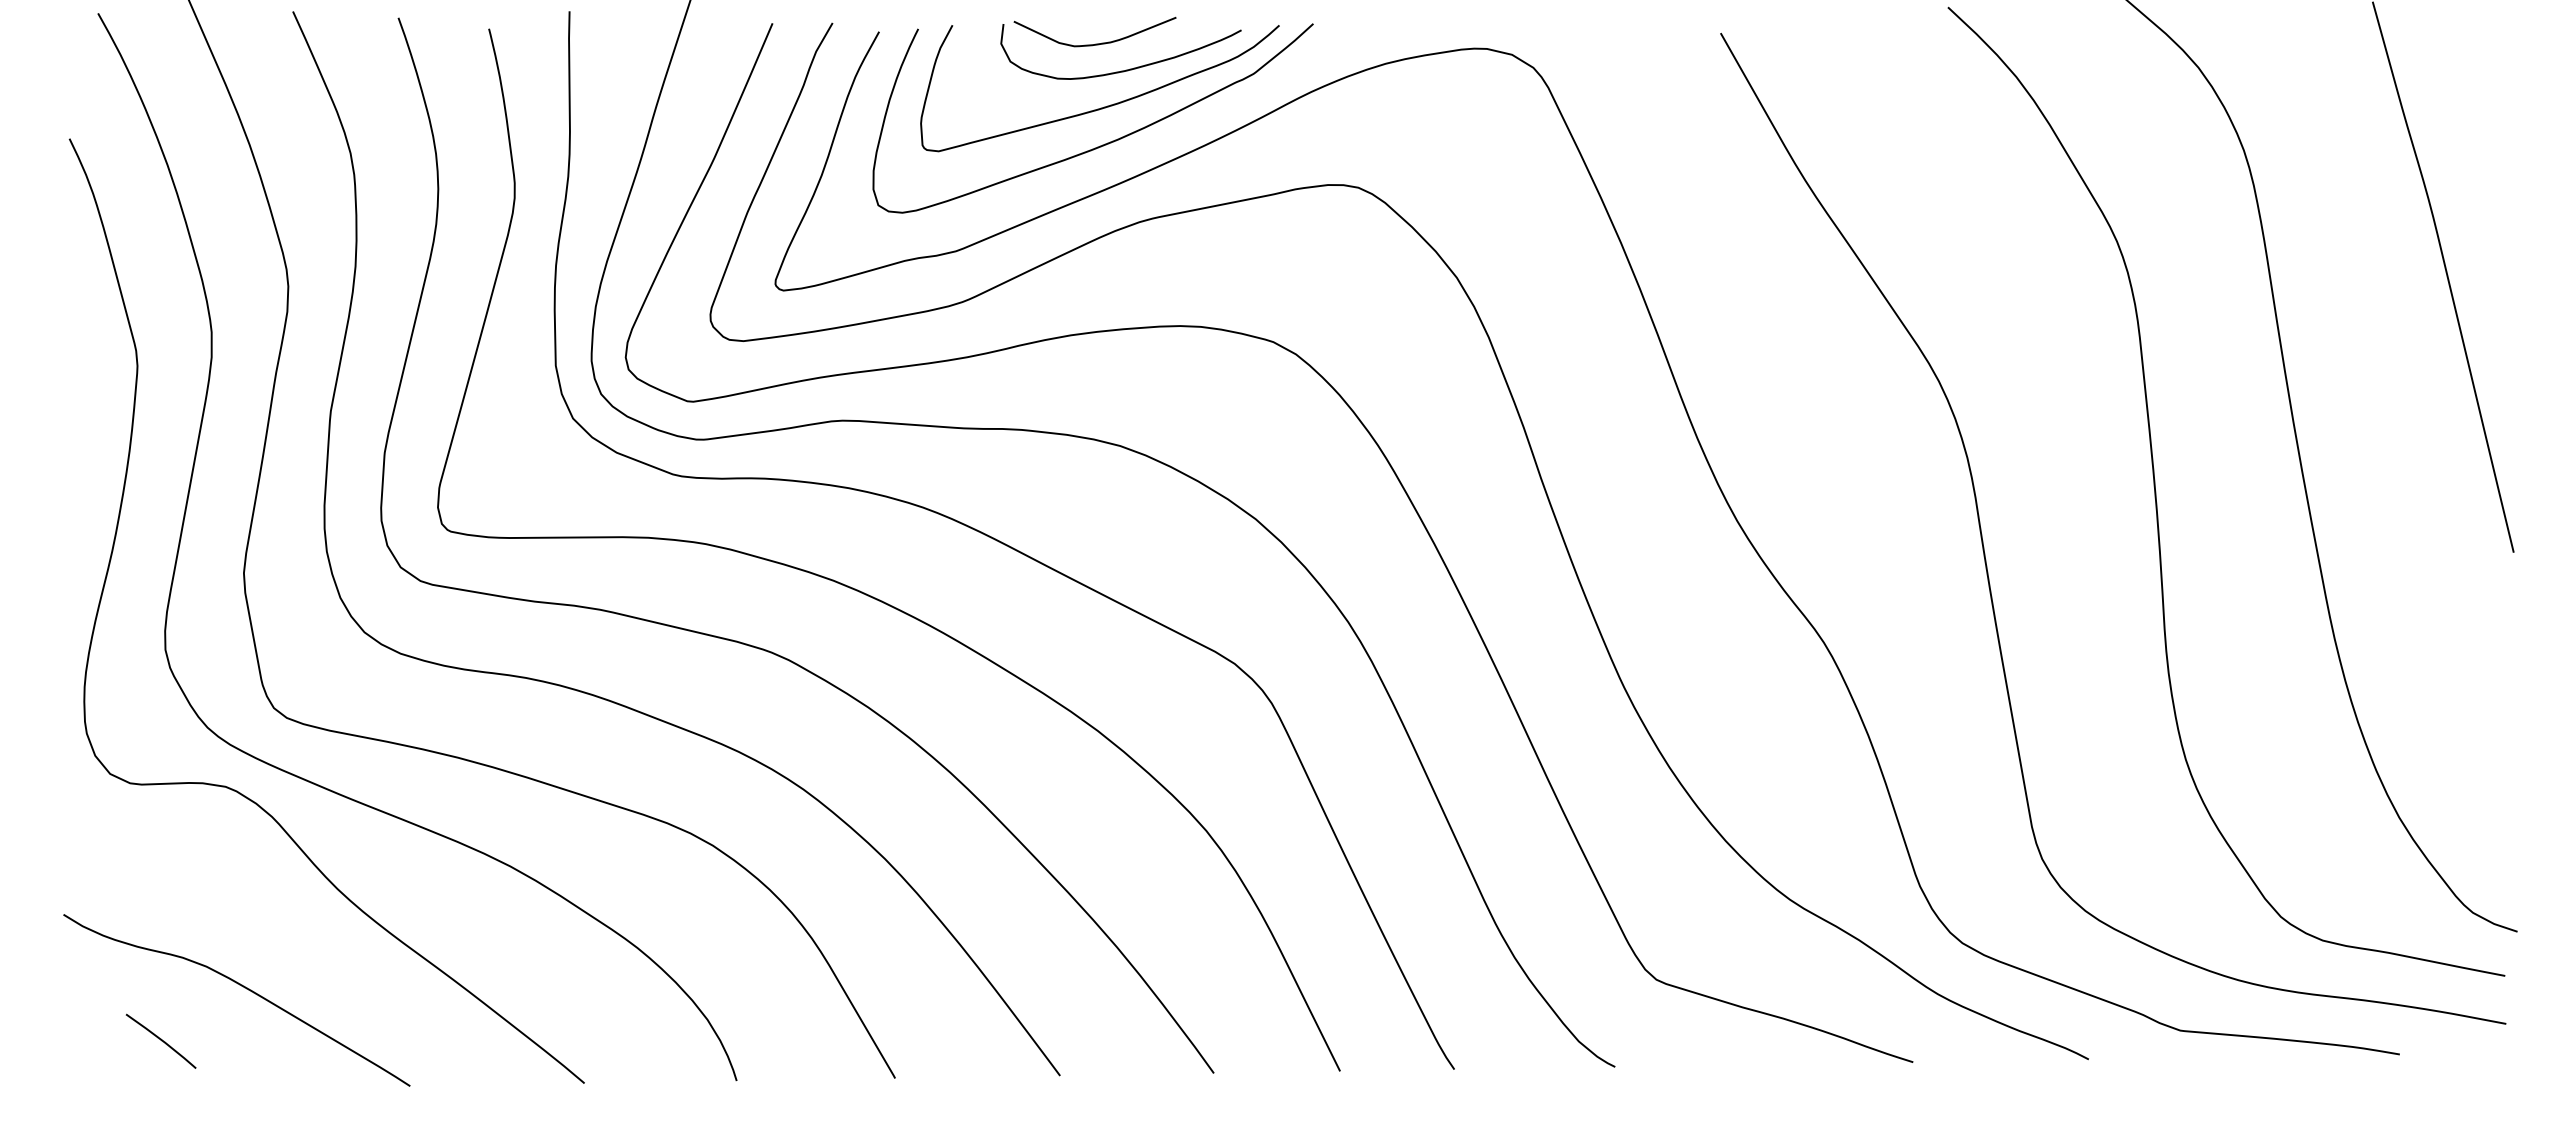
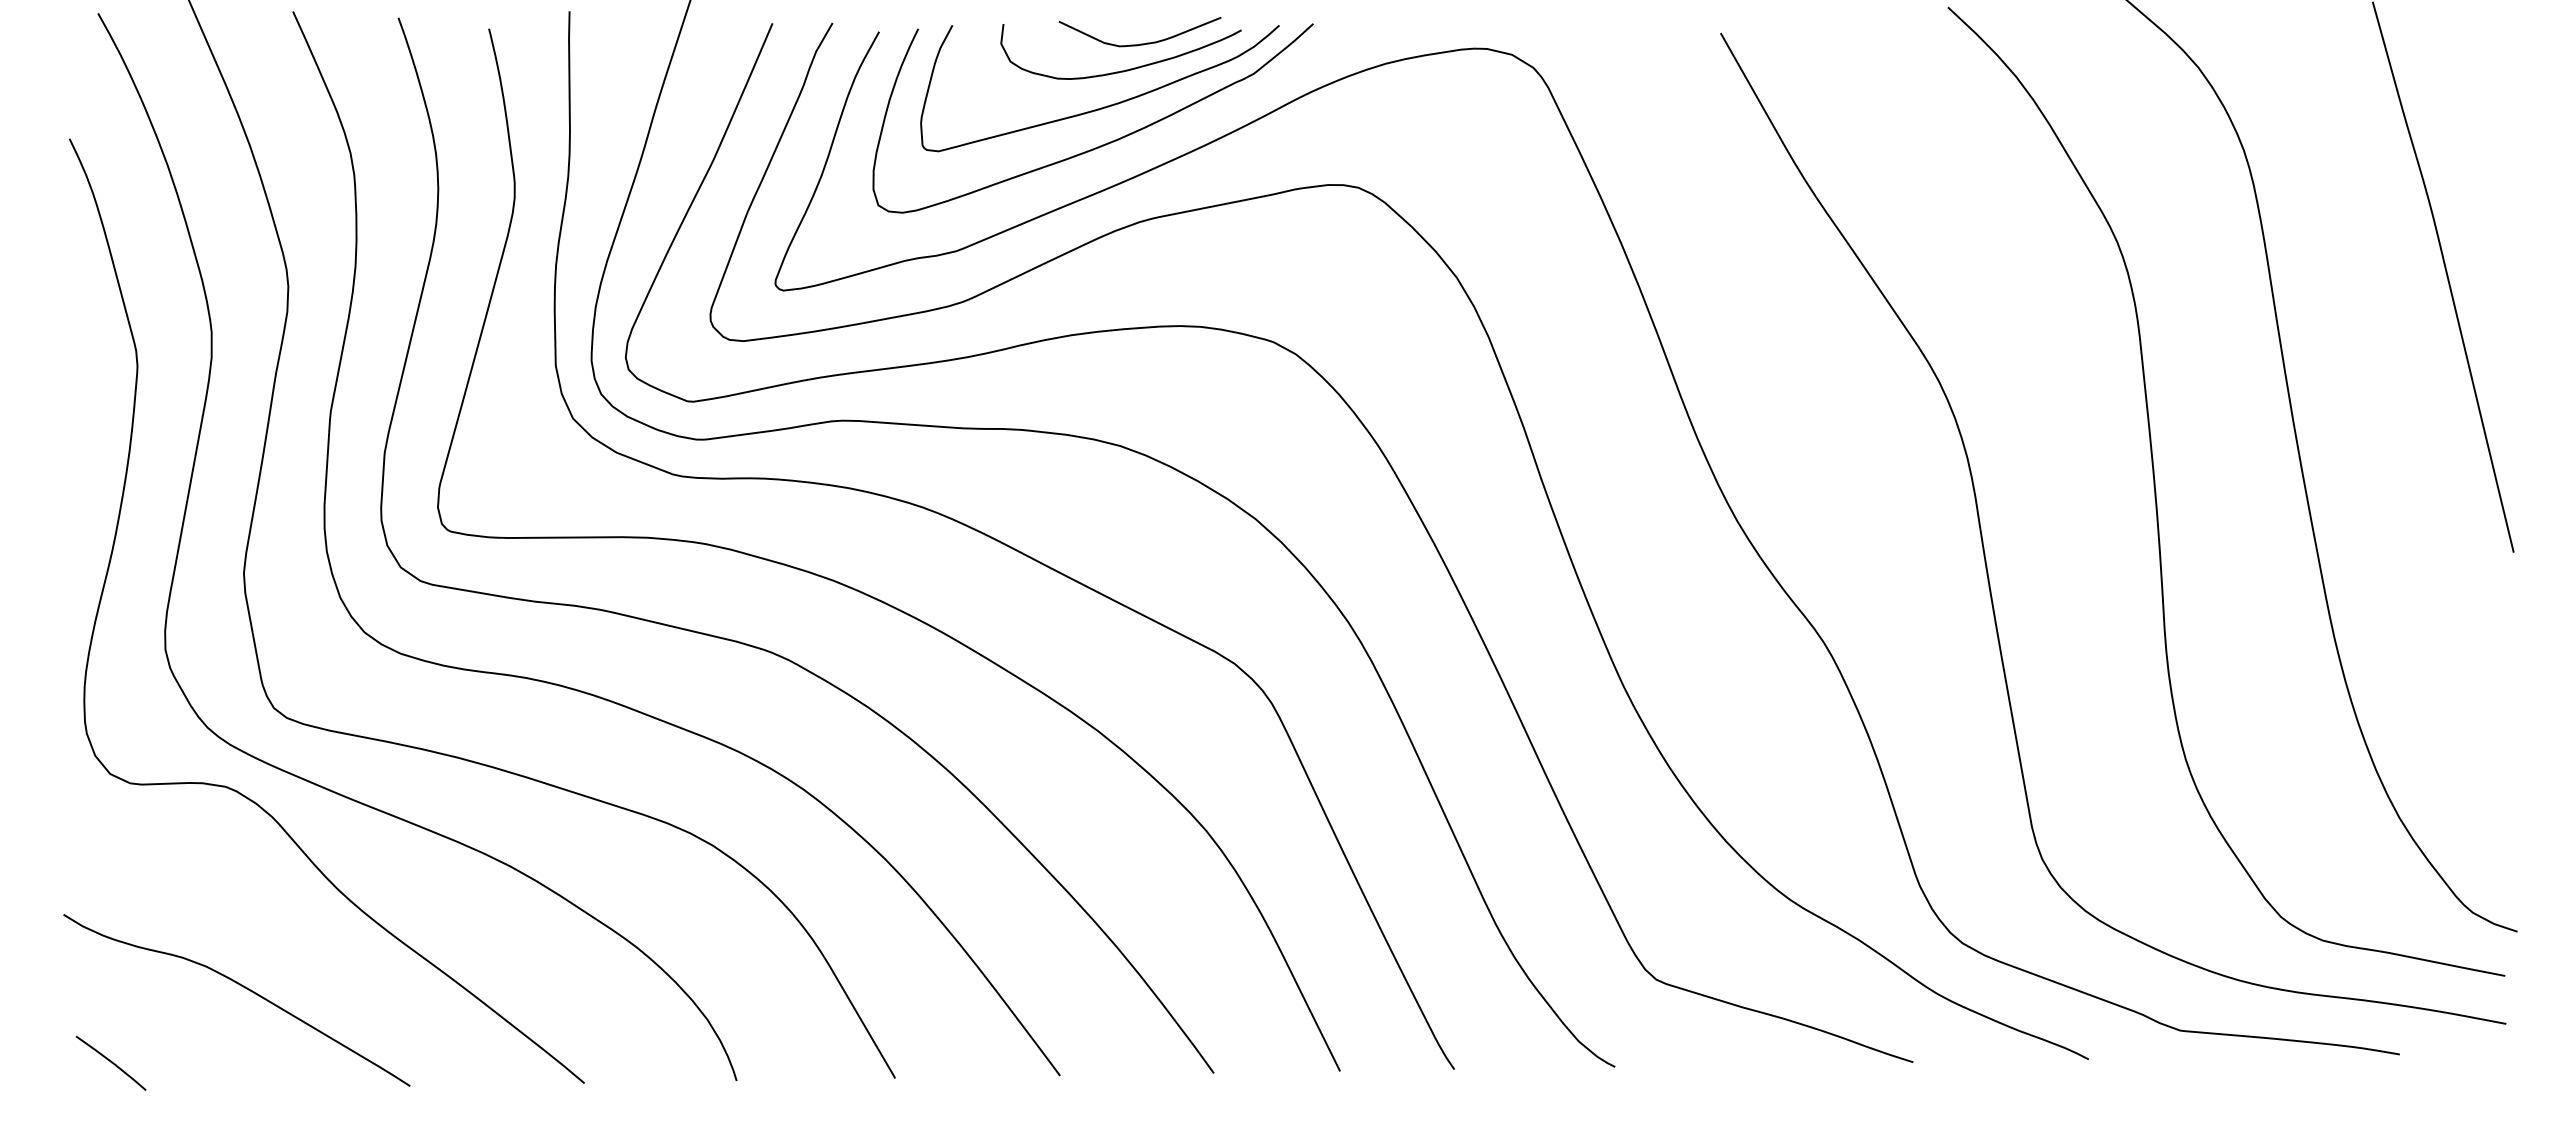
curve position: (1095, 43) -> (1140, 43) (1140, 43)
curve position: (160, 1040) -> (110, 1062) (110, 1062)
